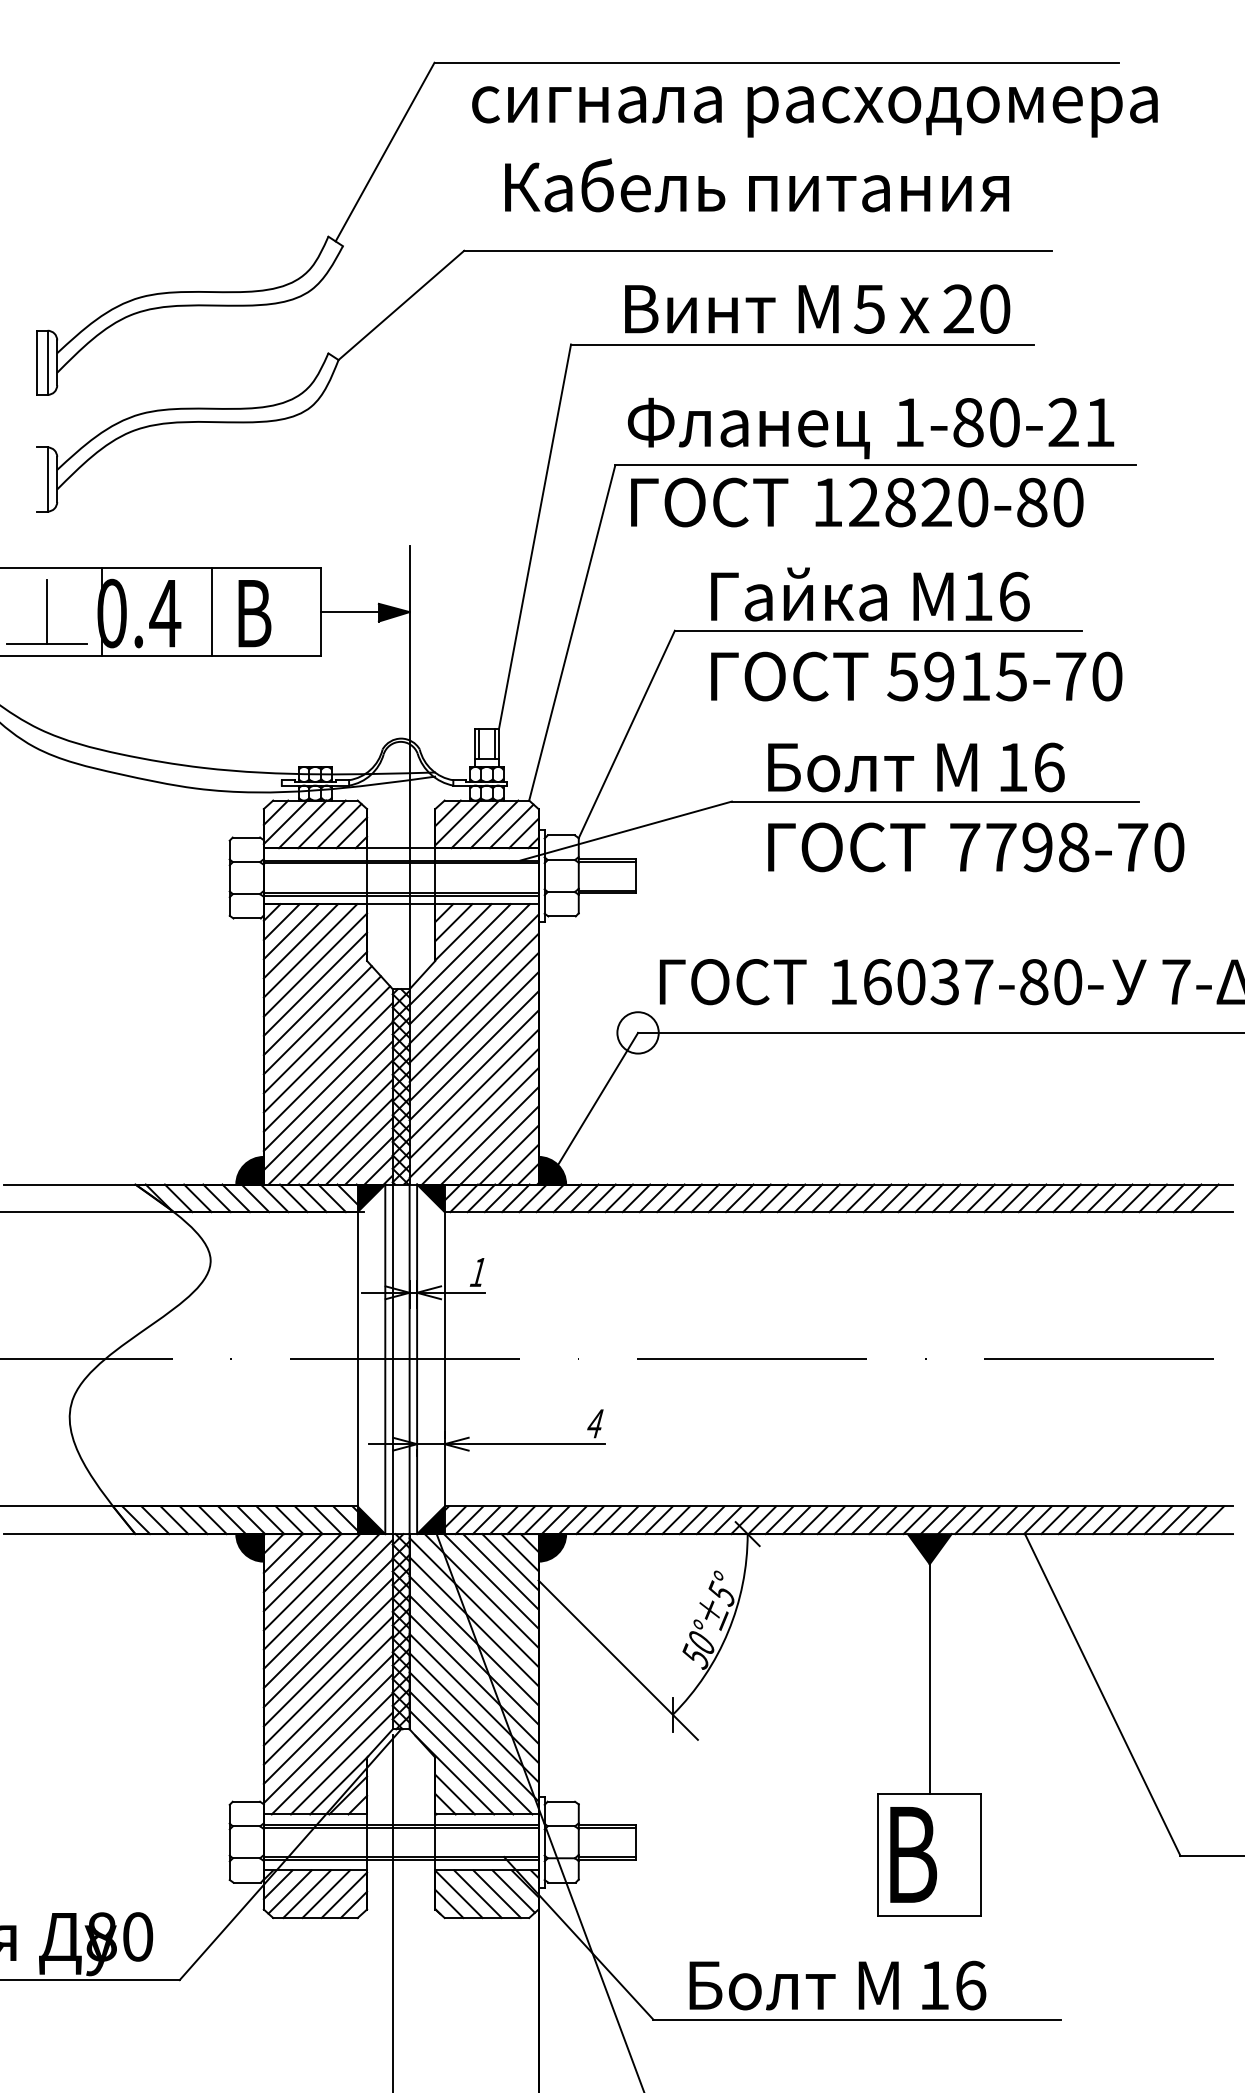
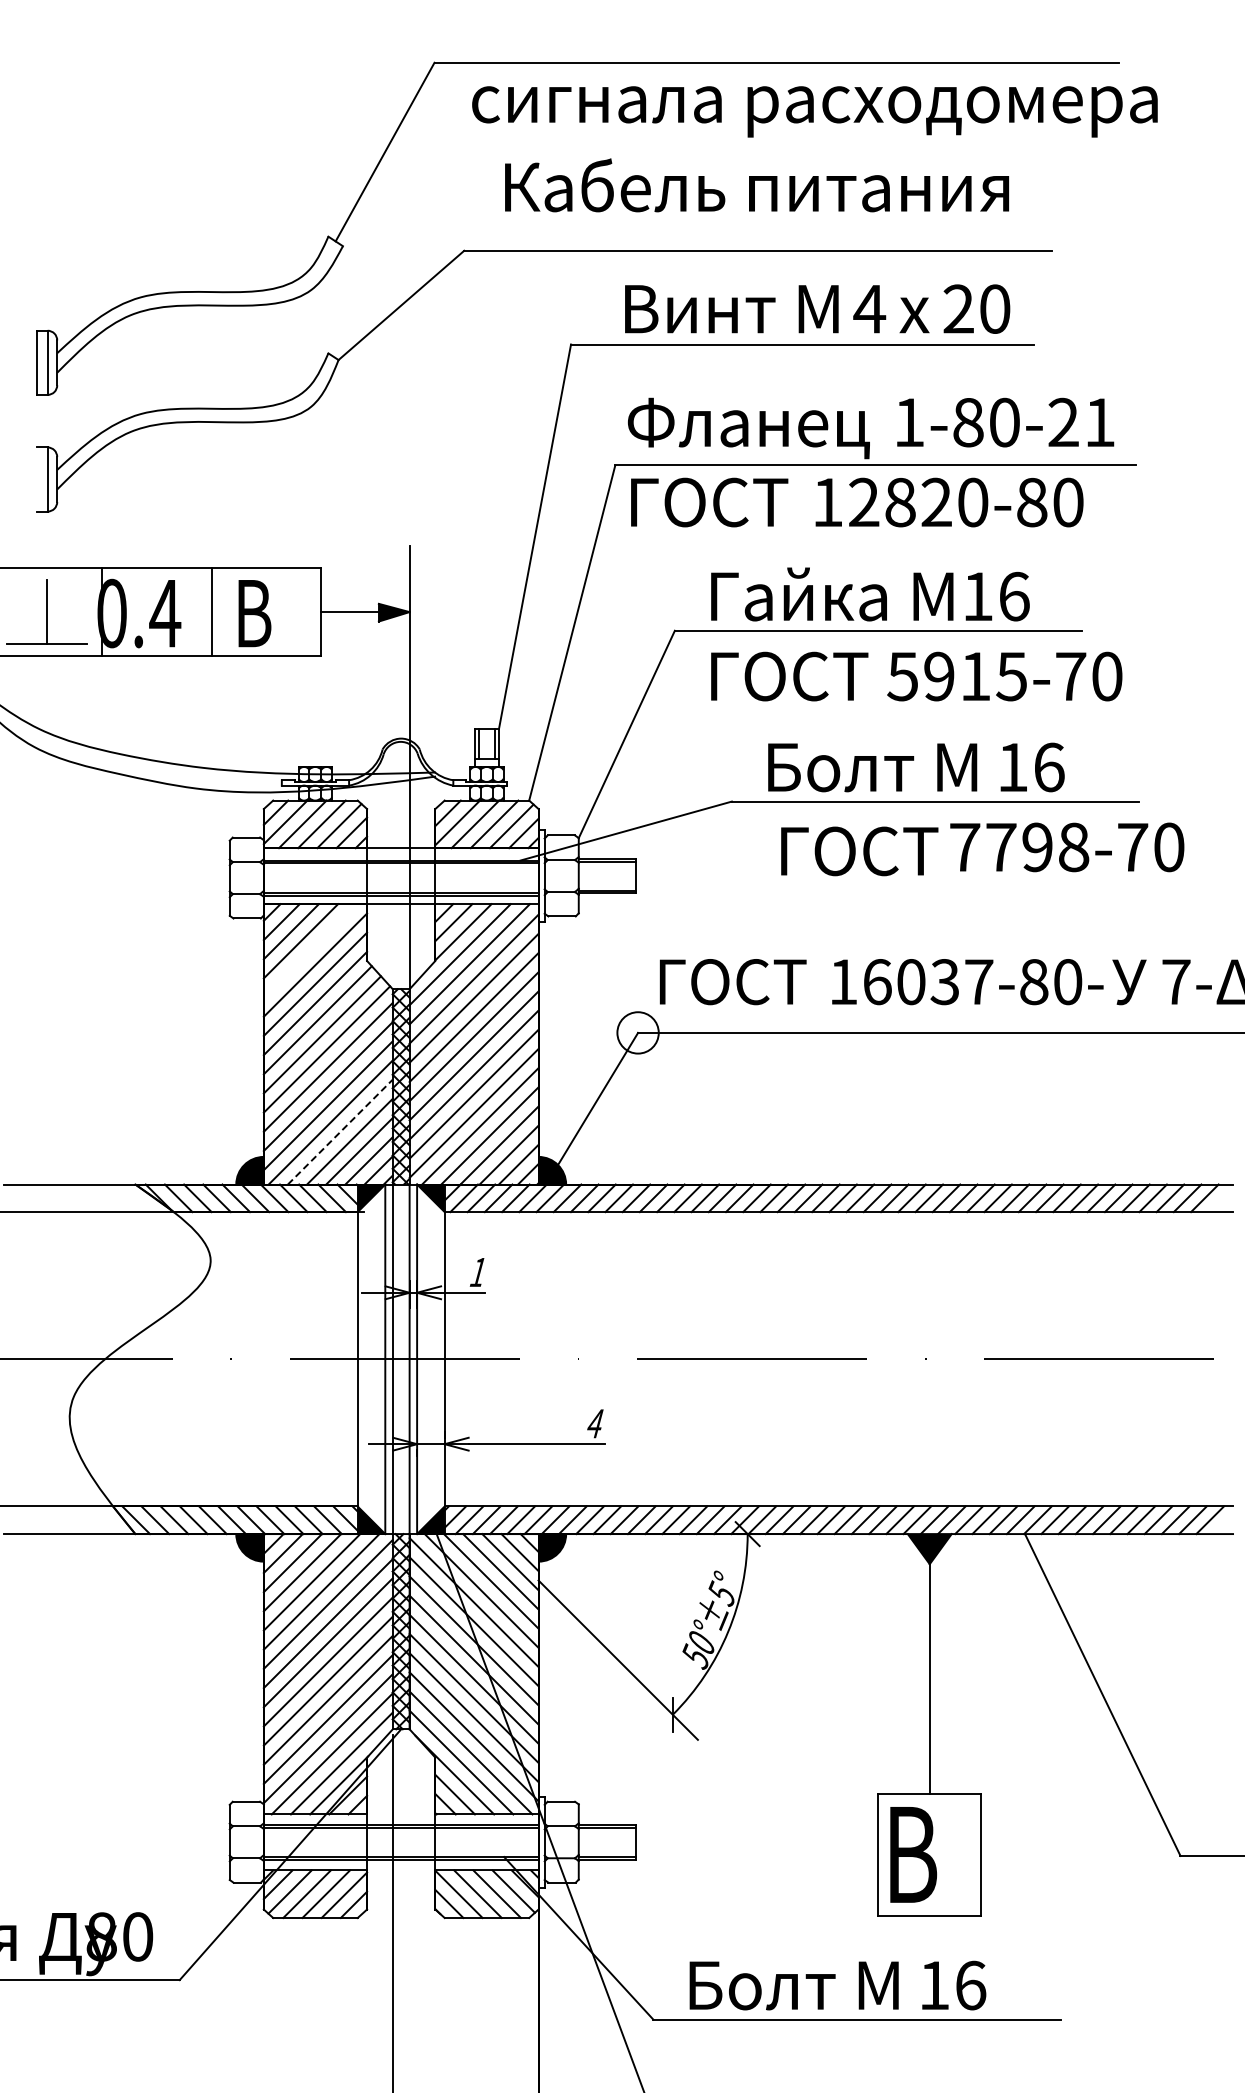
text: 5 -> 4 (869, 309)
text position: (846, 847) -> (859, 851) (859, 851)
line: present -> none (310, 950)
line: solid -> dashed (340, 1131)
